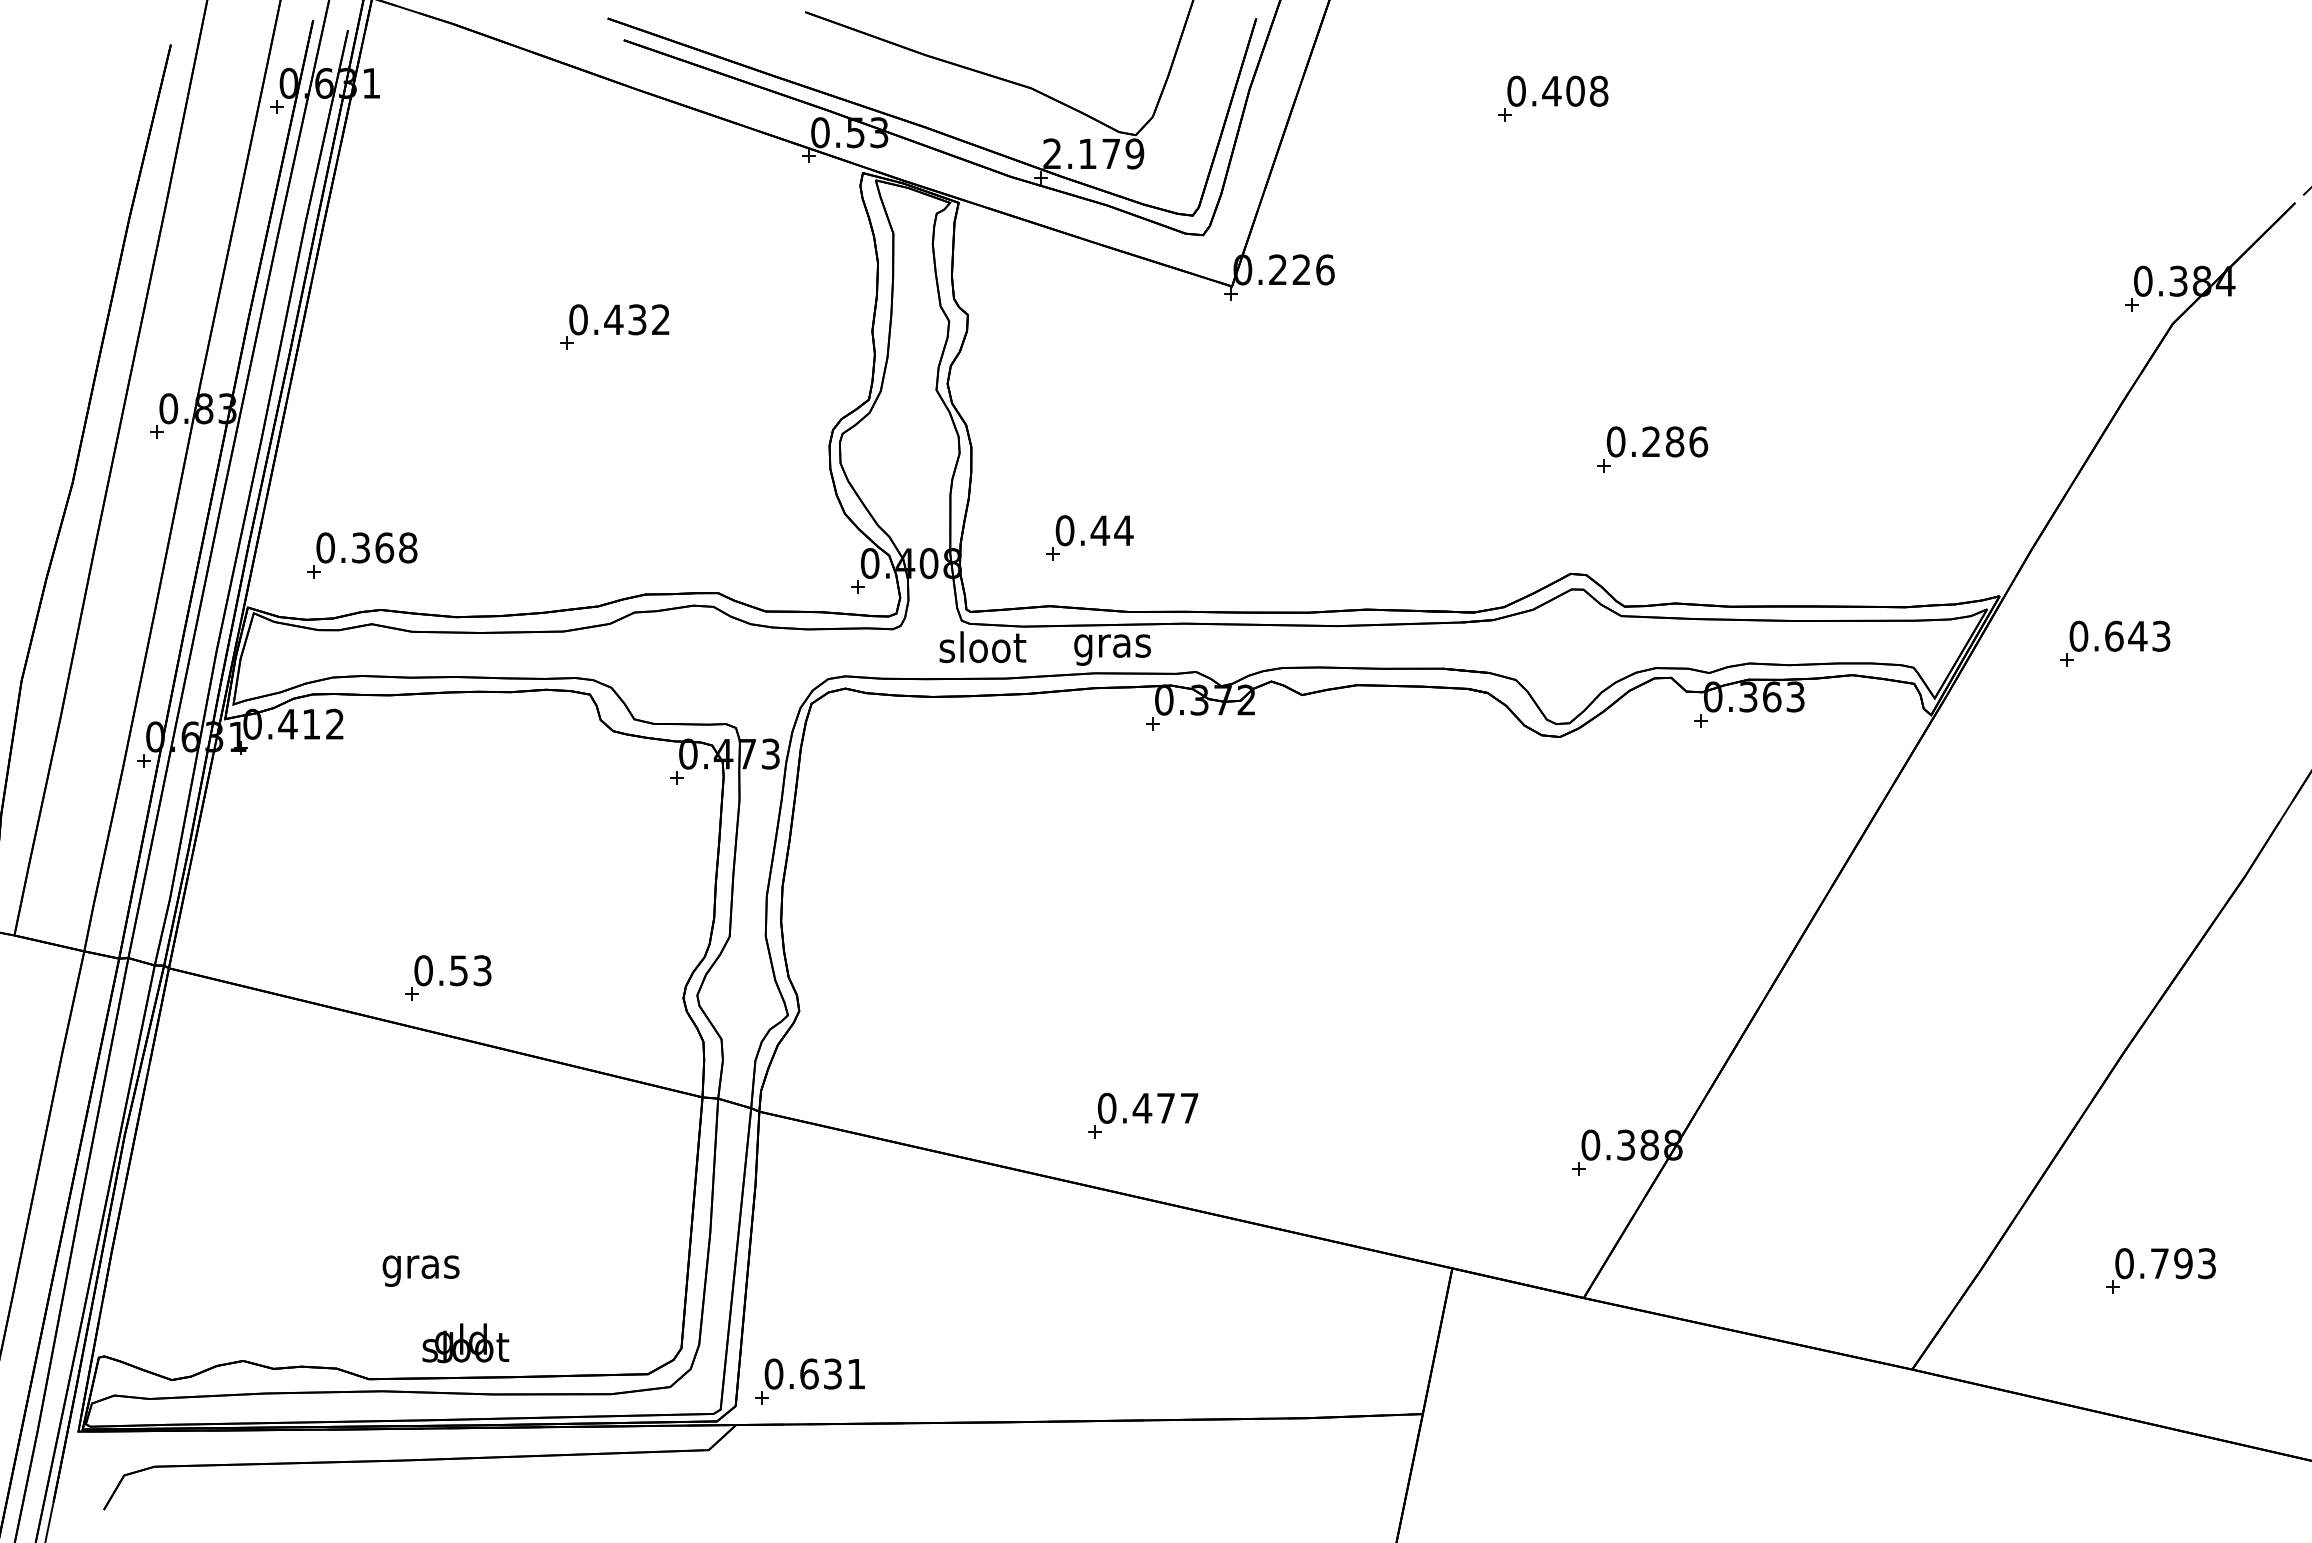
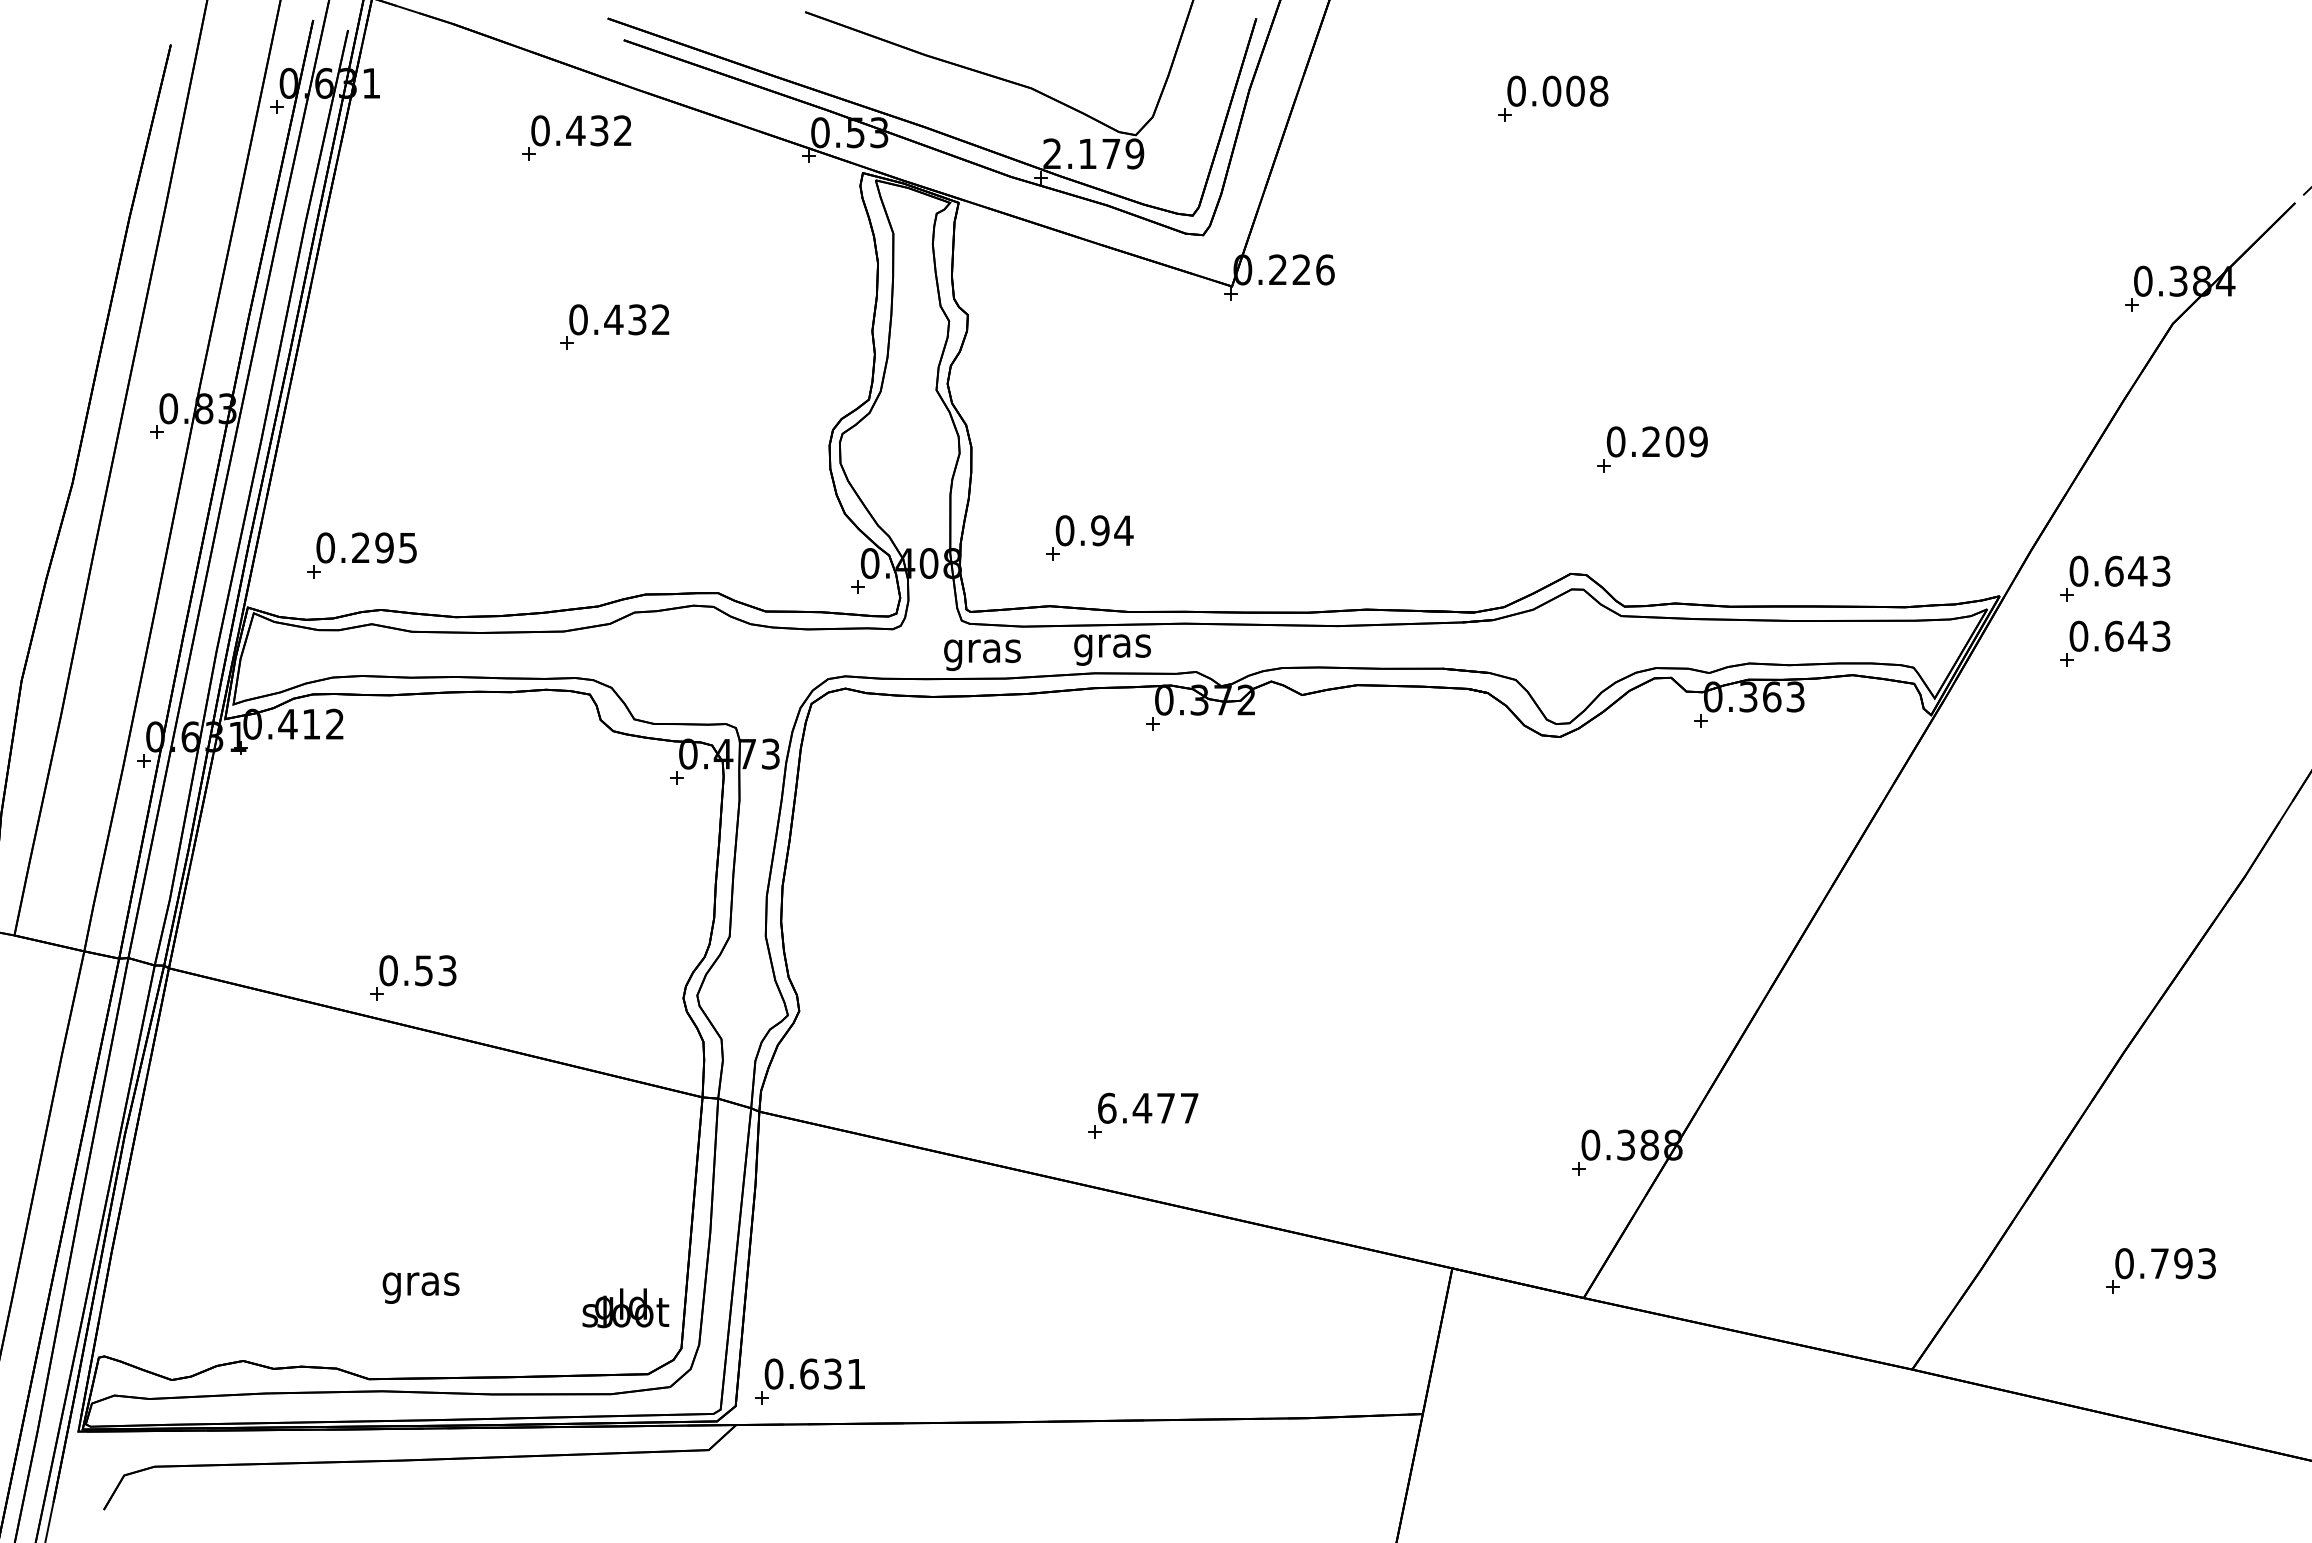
text: 0.408 -> 0.008 (1551, 90)
part: none -> present (576, 137)
text: 0.286 -> 0.209 (1686, 441)
text: 0.44 -> 0.94 (1100, 530)
text: 0.368 -> 0.295 (384, 547)
part: none -> present (2115, 578)
text: sloot -> gras (982, 651)
part position: (448, 977) -> (413, 977) (413, 977)
text: 0.477 -> 6.477 (1106, 1107)
text position: (420, 1270) -> (420, 1287) (420, 1287)
text position: (465, 1343) -> (625, 1308) (625, 1308)
